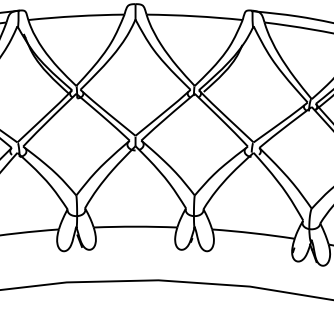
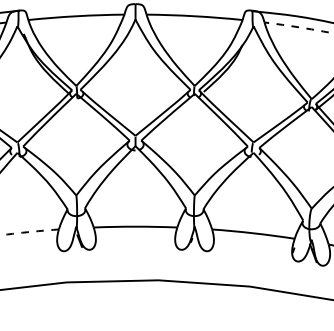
arc: solid -> dashed (298, 27)
arc: solid -> dashed (29, 232)
